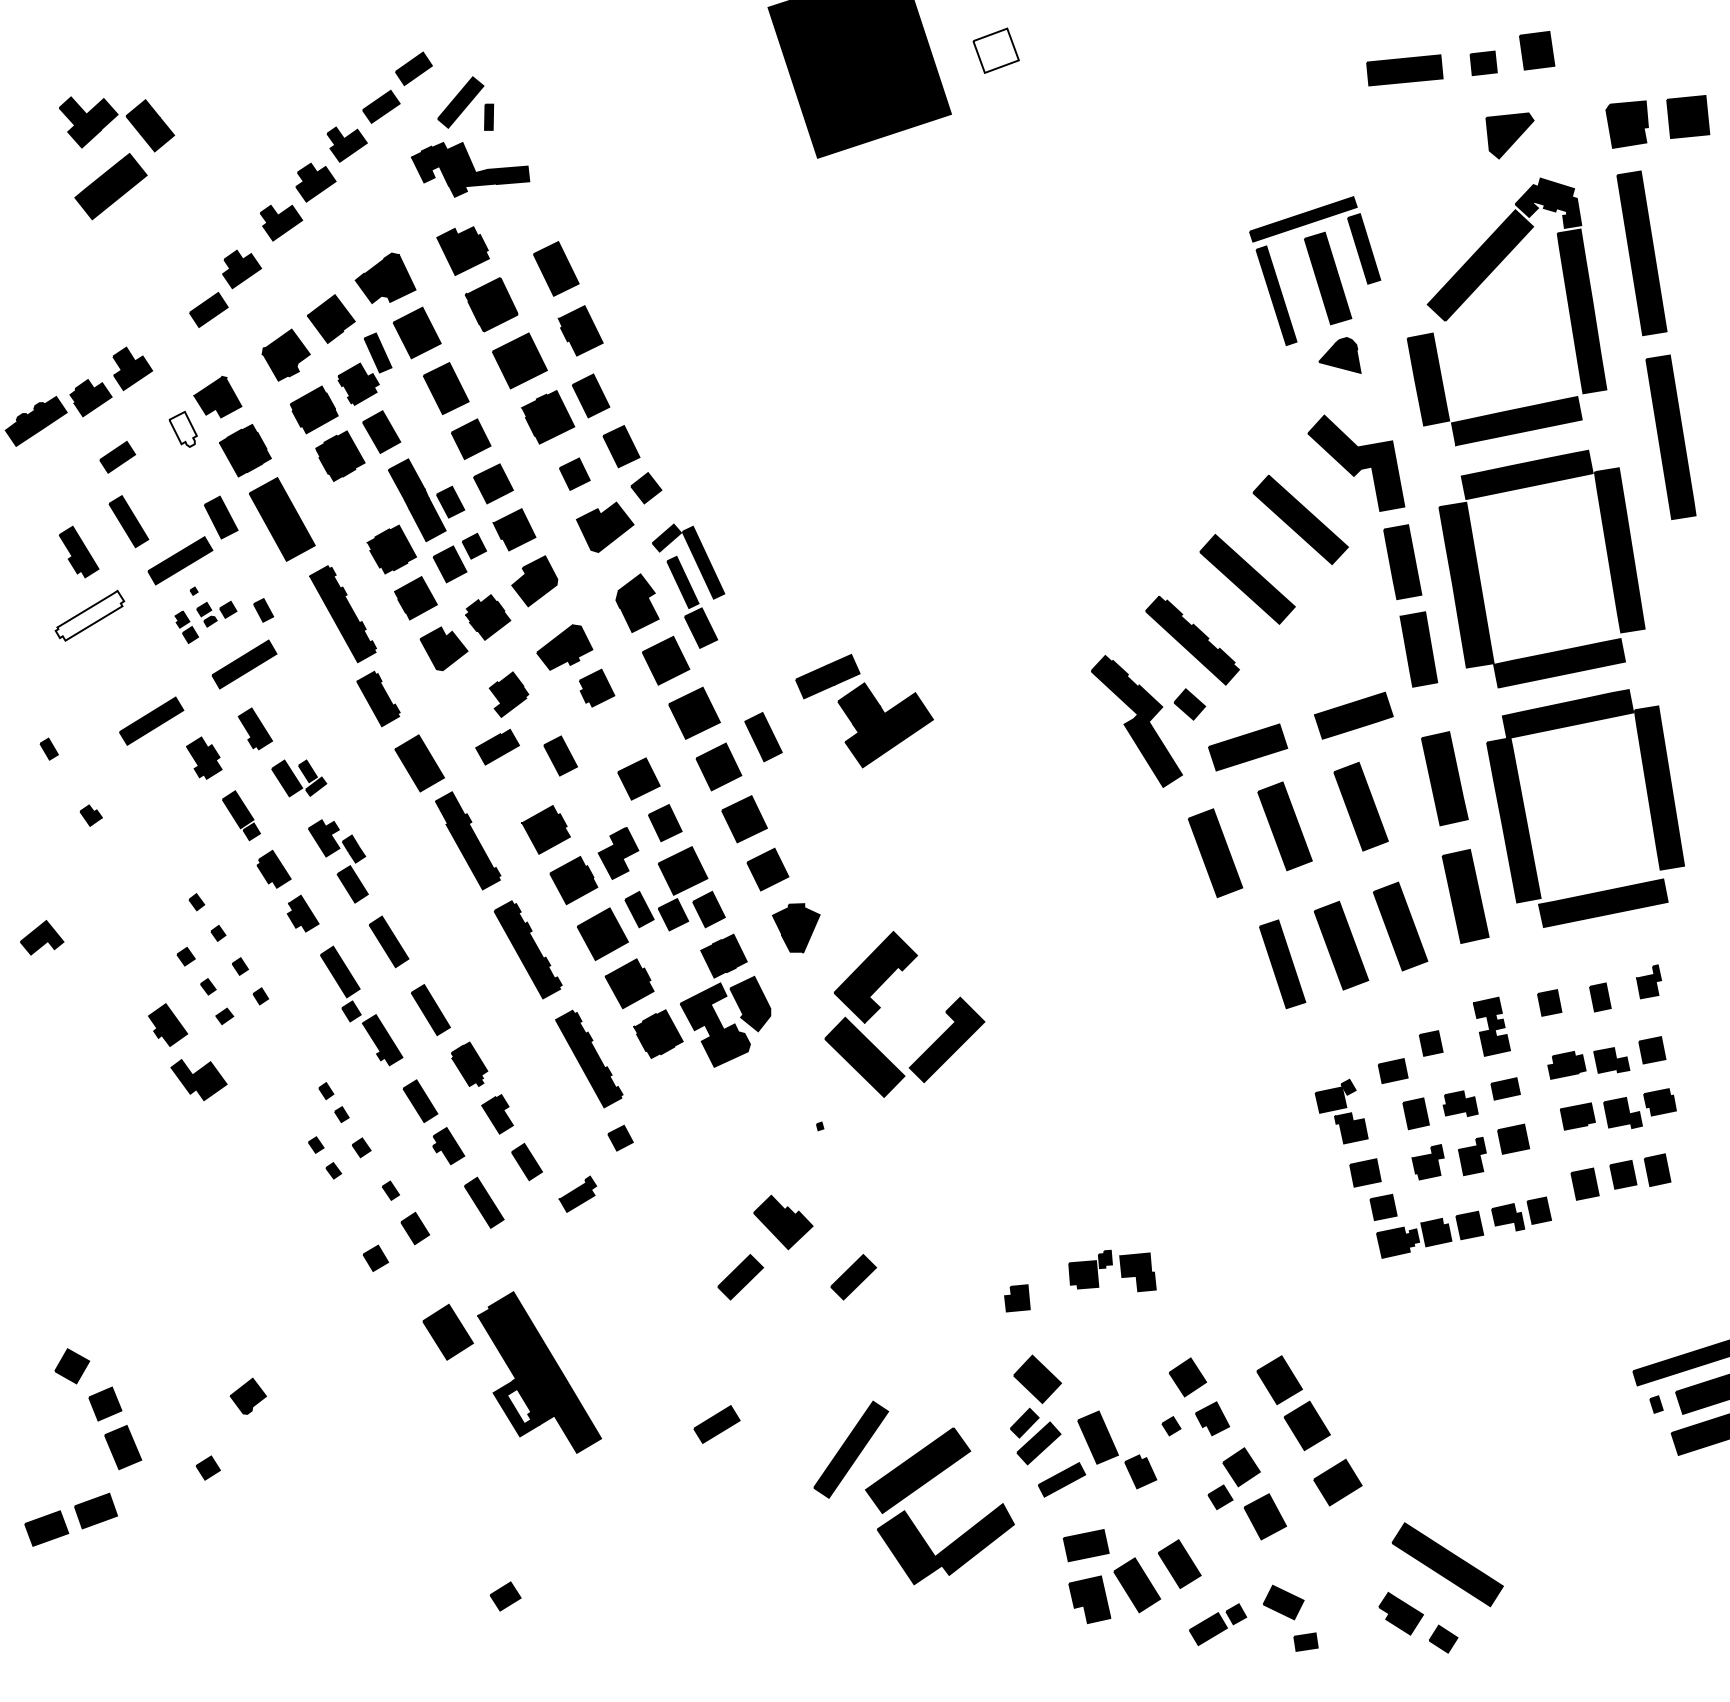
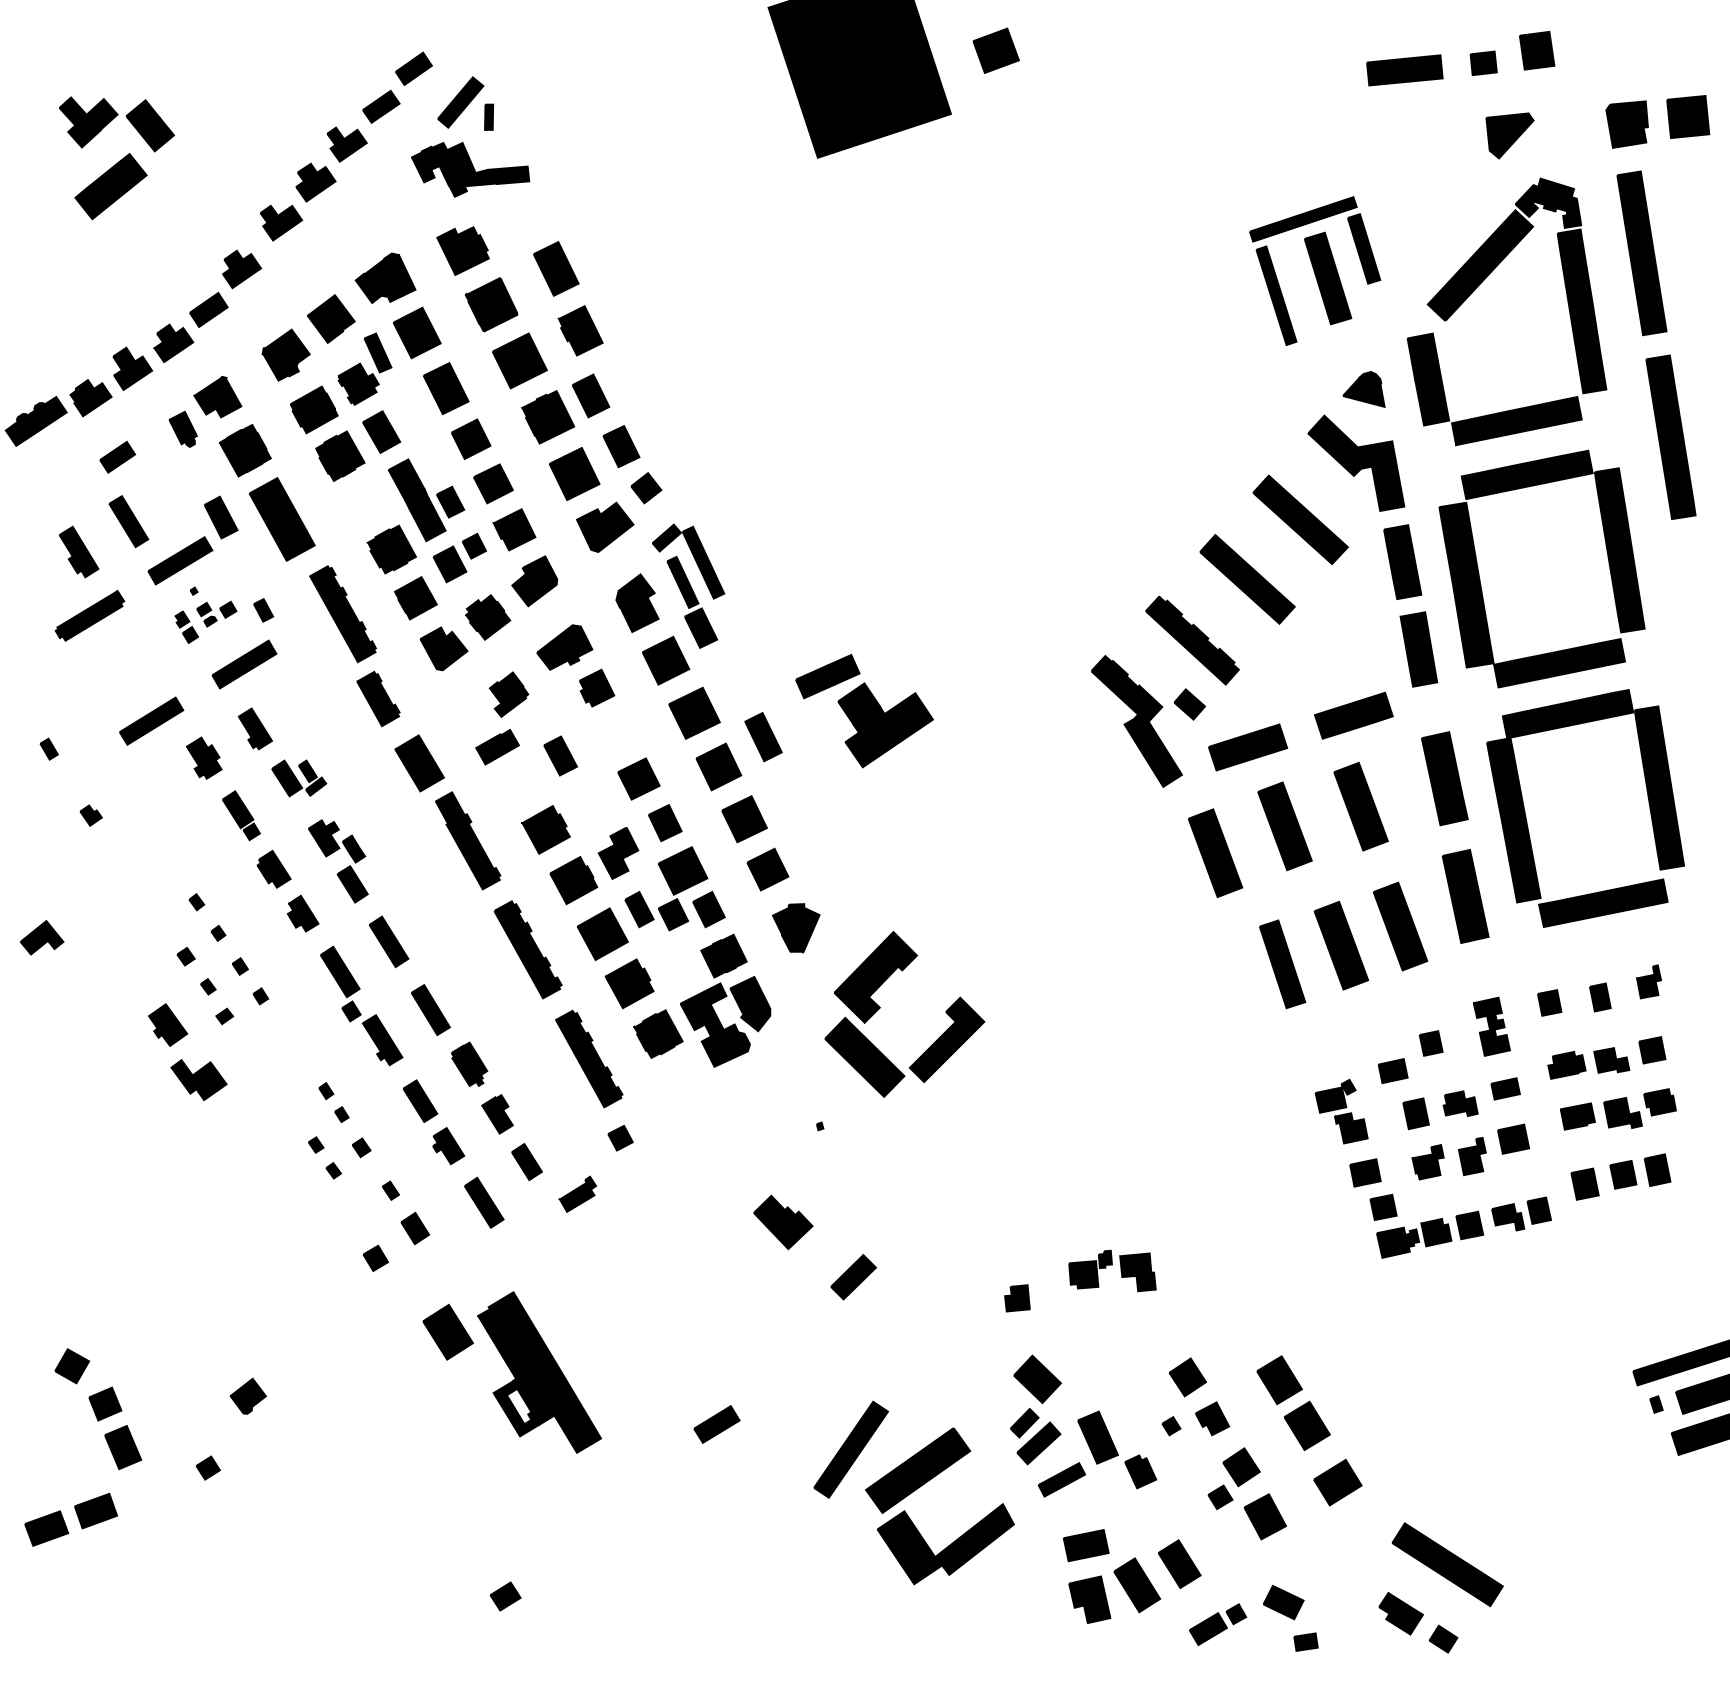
fill: none -> present (995, 50)
part: none -> present (173, 342)
part position: (1339, 355) -> (1363, 389) (1363, 389)
fill: none -> present (182, 428)
part size: 32x34 px -> 52x55 px (574, 474)
fill: none -> present (89, 615)
part: present -> none (740, 1277)
